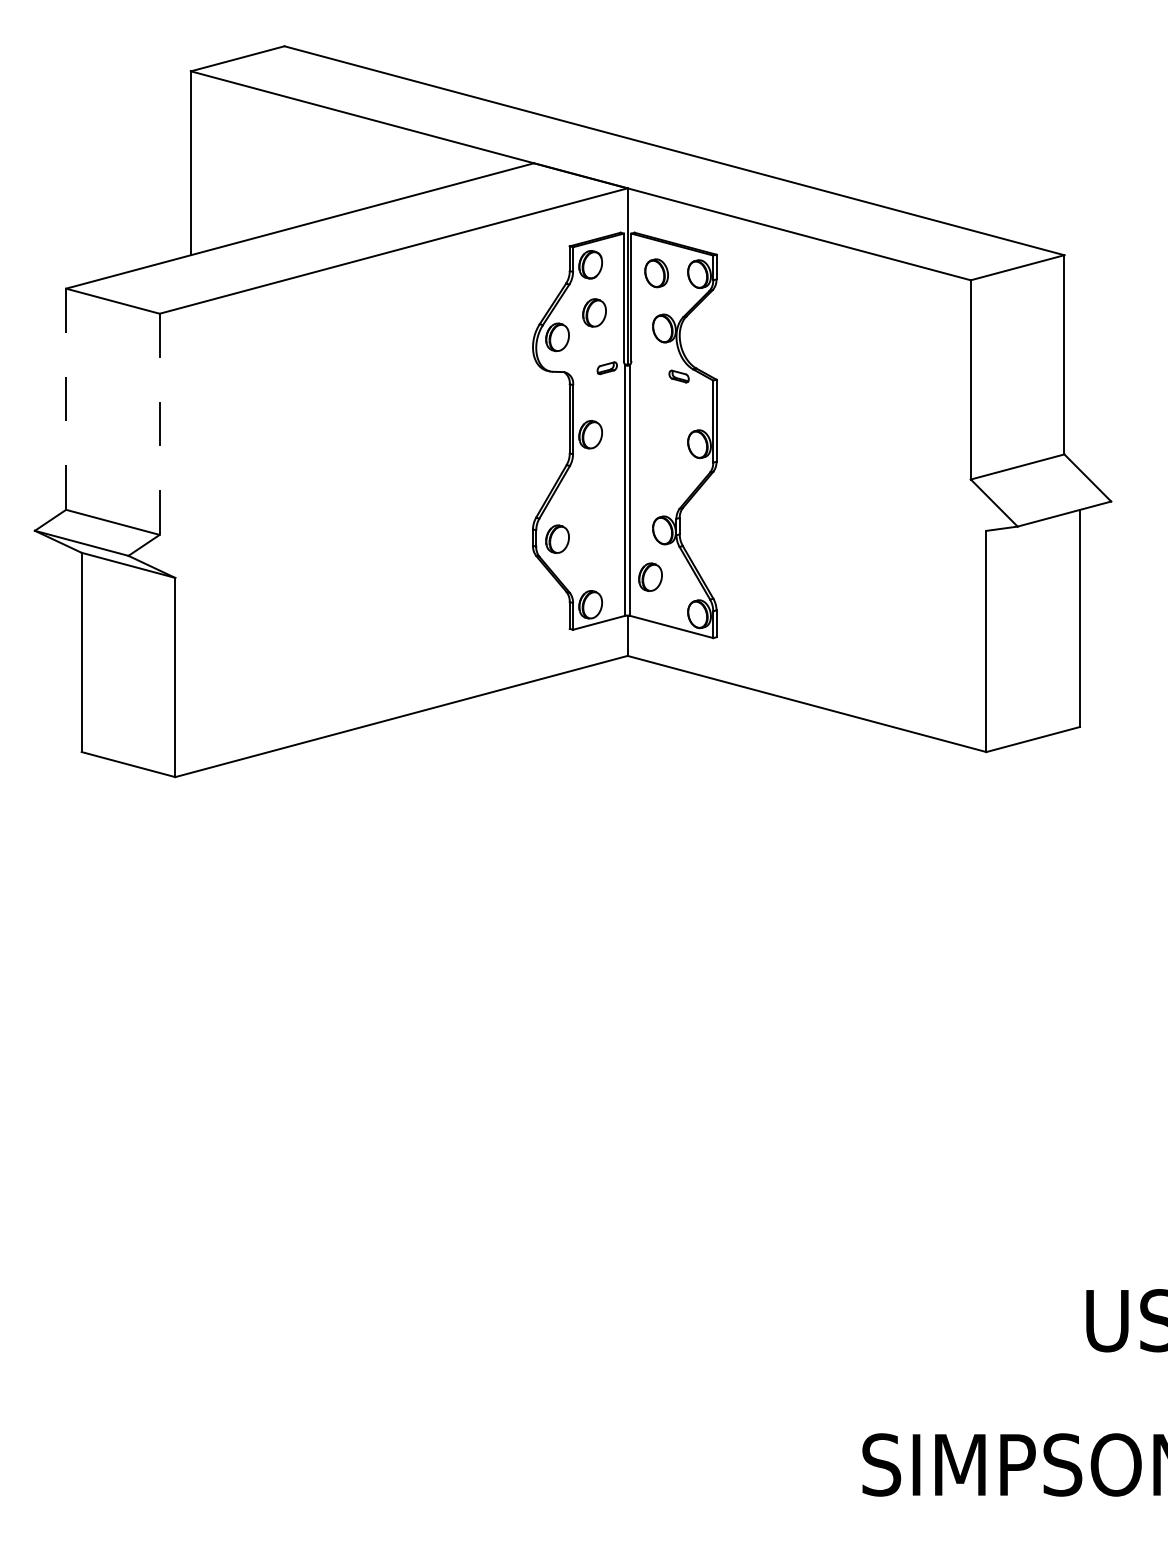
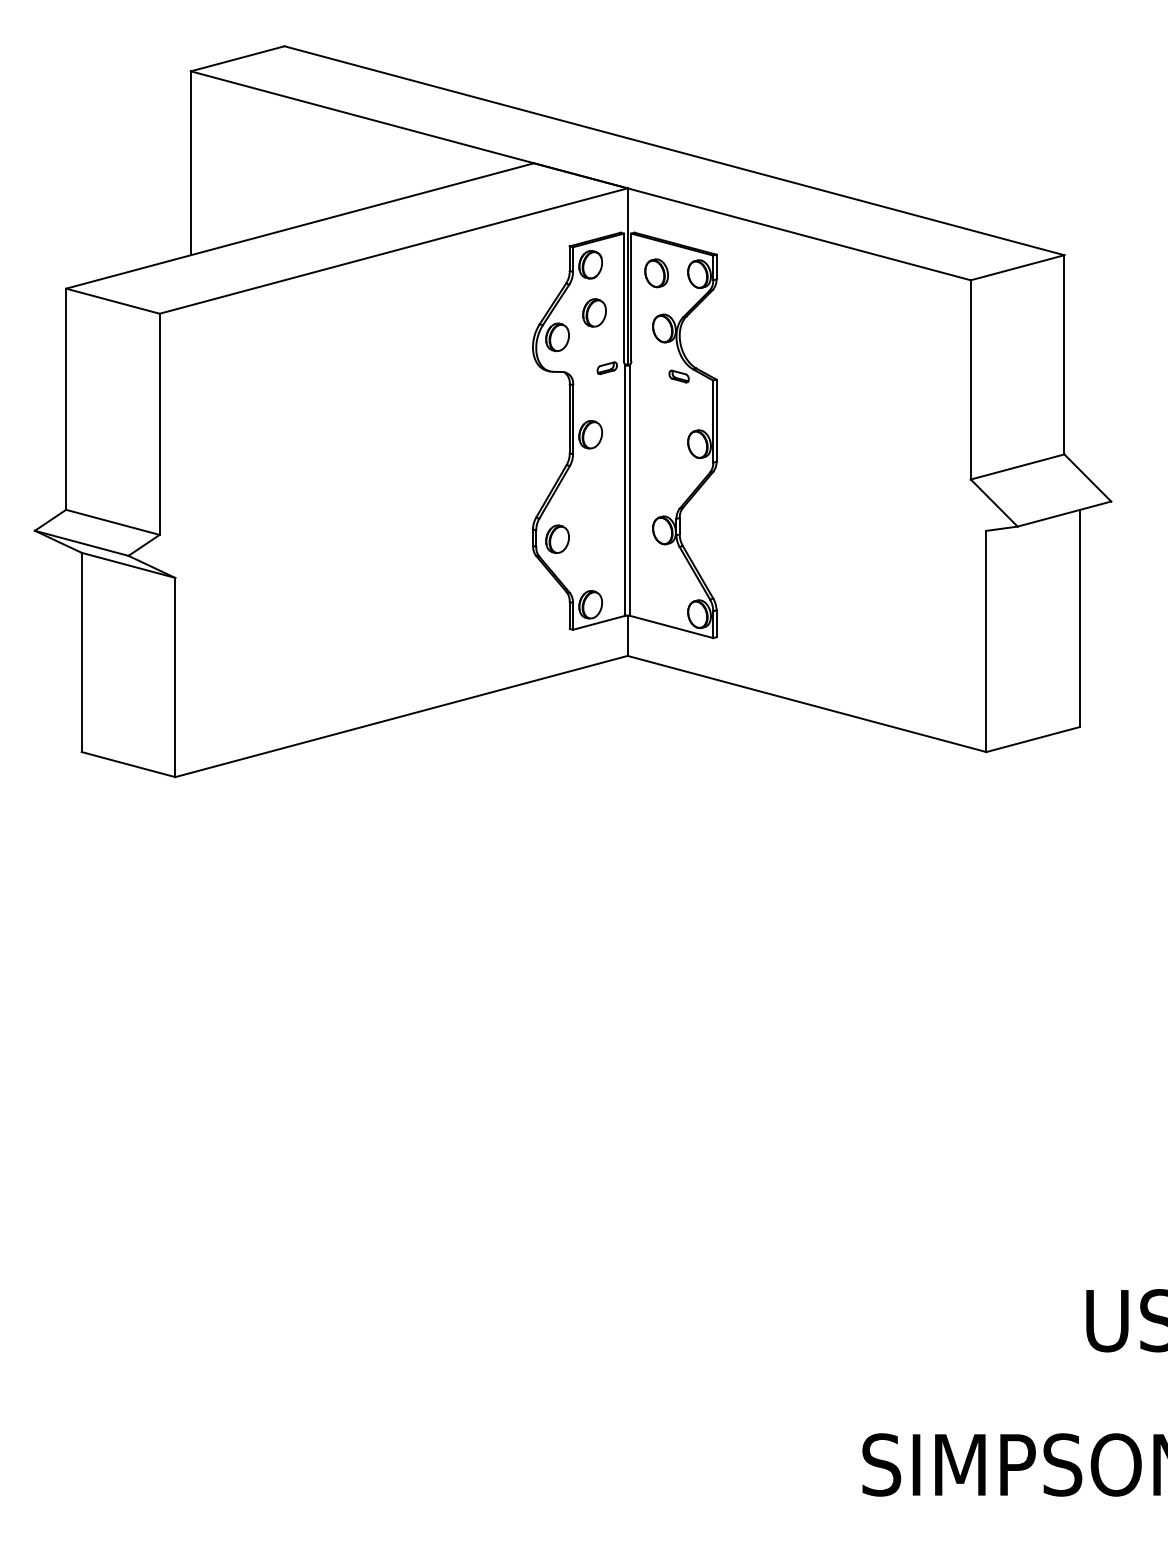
line: dashed -> solid (66, 399)
line: dashed -> solid (159, 424)
part: present -> none (650, 576)
